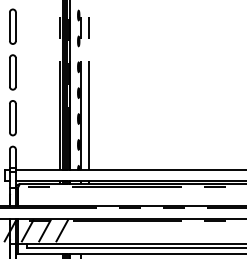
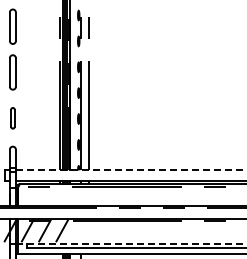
part size: 8x37 px -> 6x23 px (12, 118)
line: solid -> dashed (131, 170)
line: solid -> dashed (131, 243)
